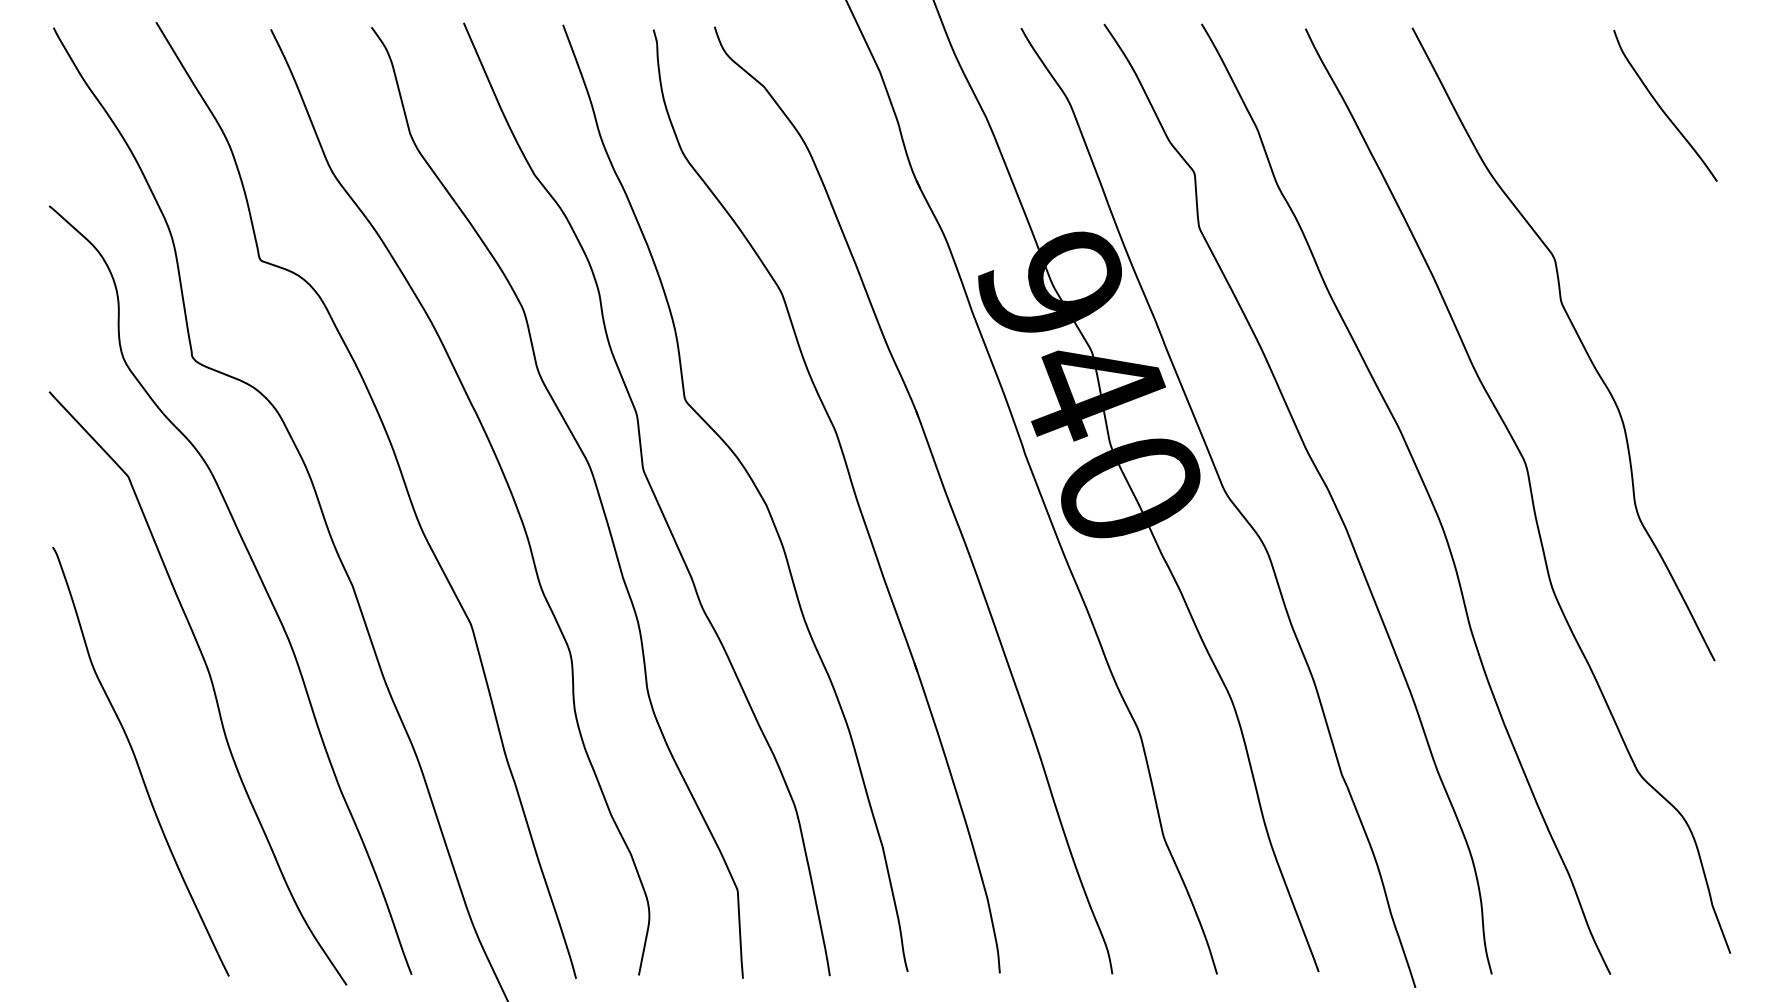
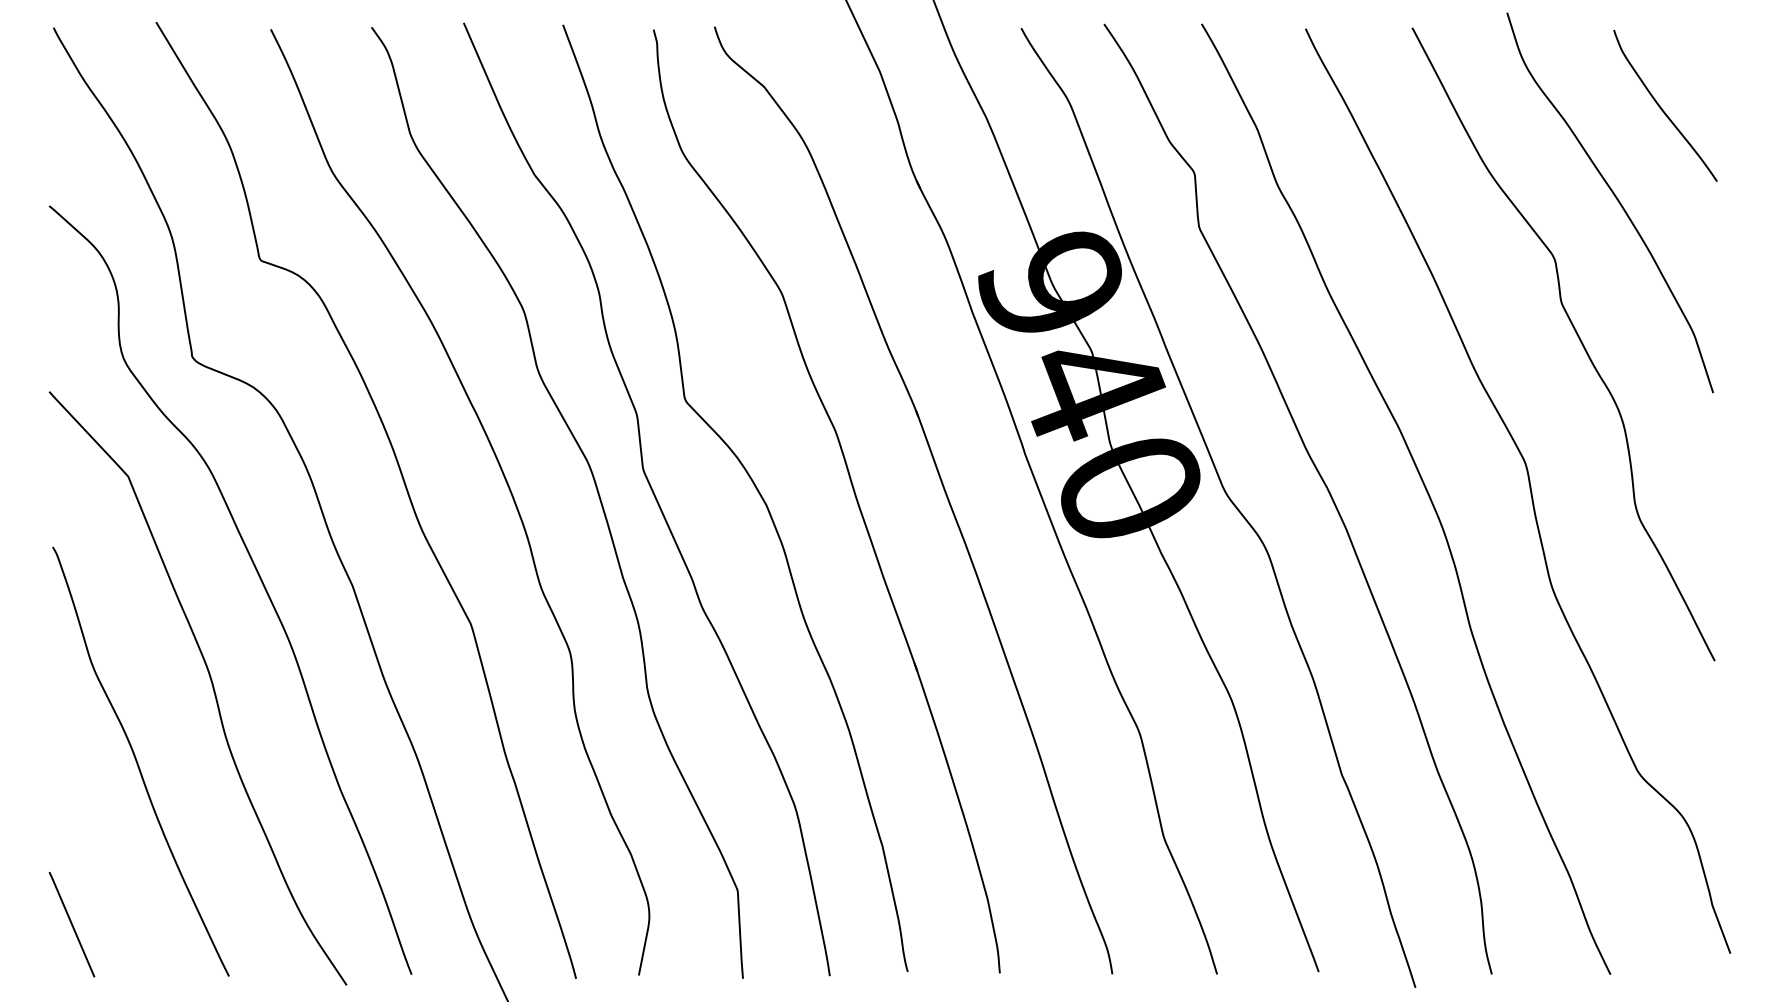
curve: none -> present (1615, 198)
line: none -> present (71, 924)
